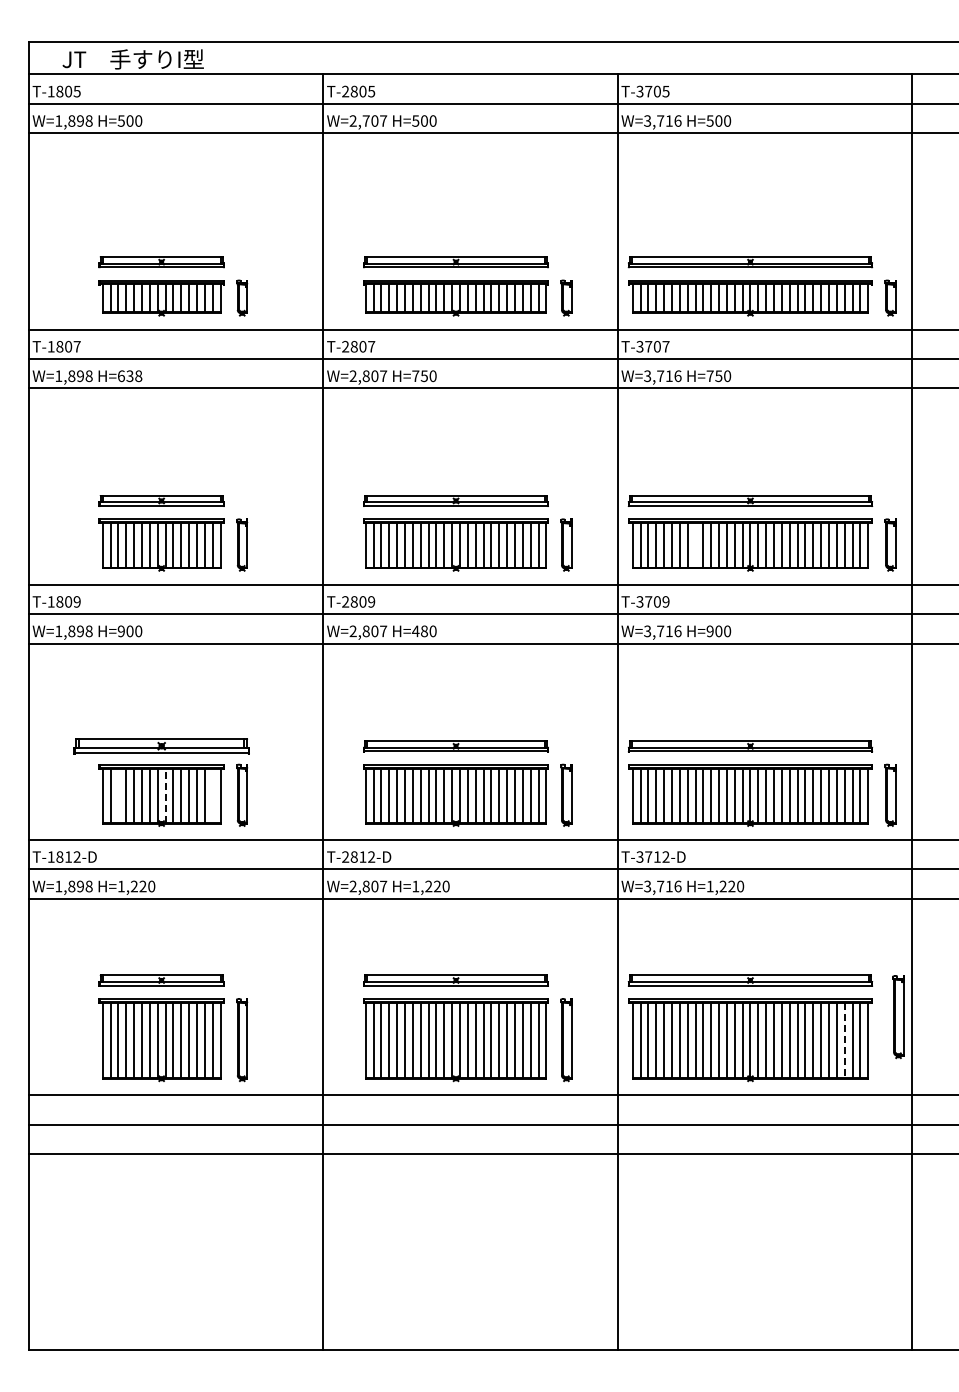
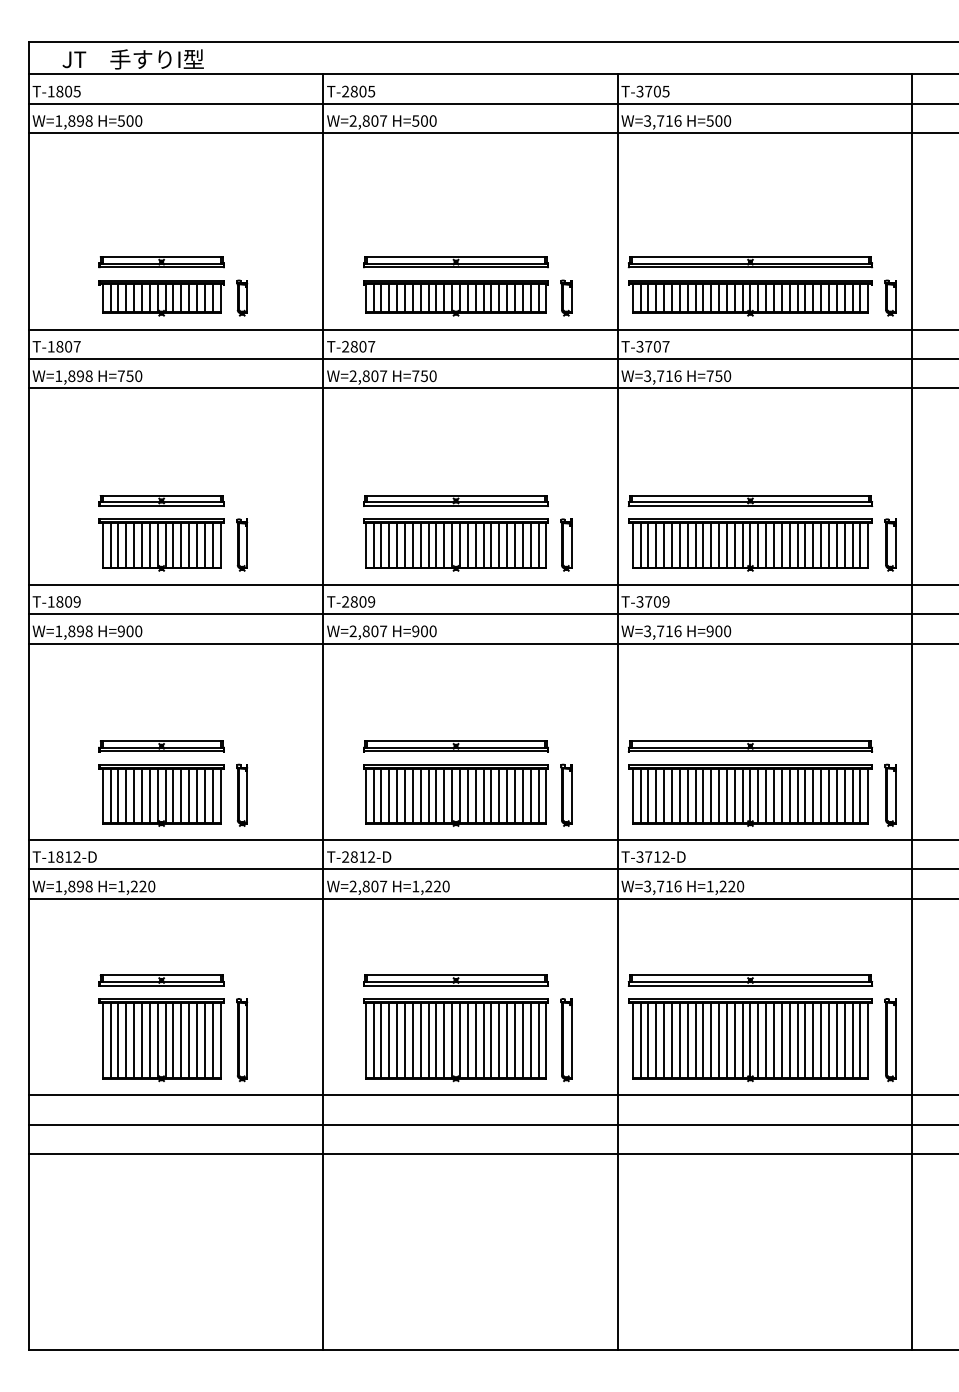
text: W=2,707 -> W=2,807 (365, 120)
text: H=638 -> H=750 (130, 376)
line: none -> present (695, 545)
text: H=480 -> H=900 (419, 631)
part size: 177x17 px -> 127x13 px (161, 746)
line: none -> present (118, 795)
line: dashed -> solid (165, 795)
line: none -> present (212, 795)
part position: (898, 1017) -> (890, 1040) (890, 1040)
line: dashed -> solid (844, 1040)
